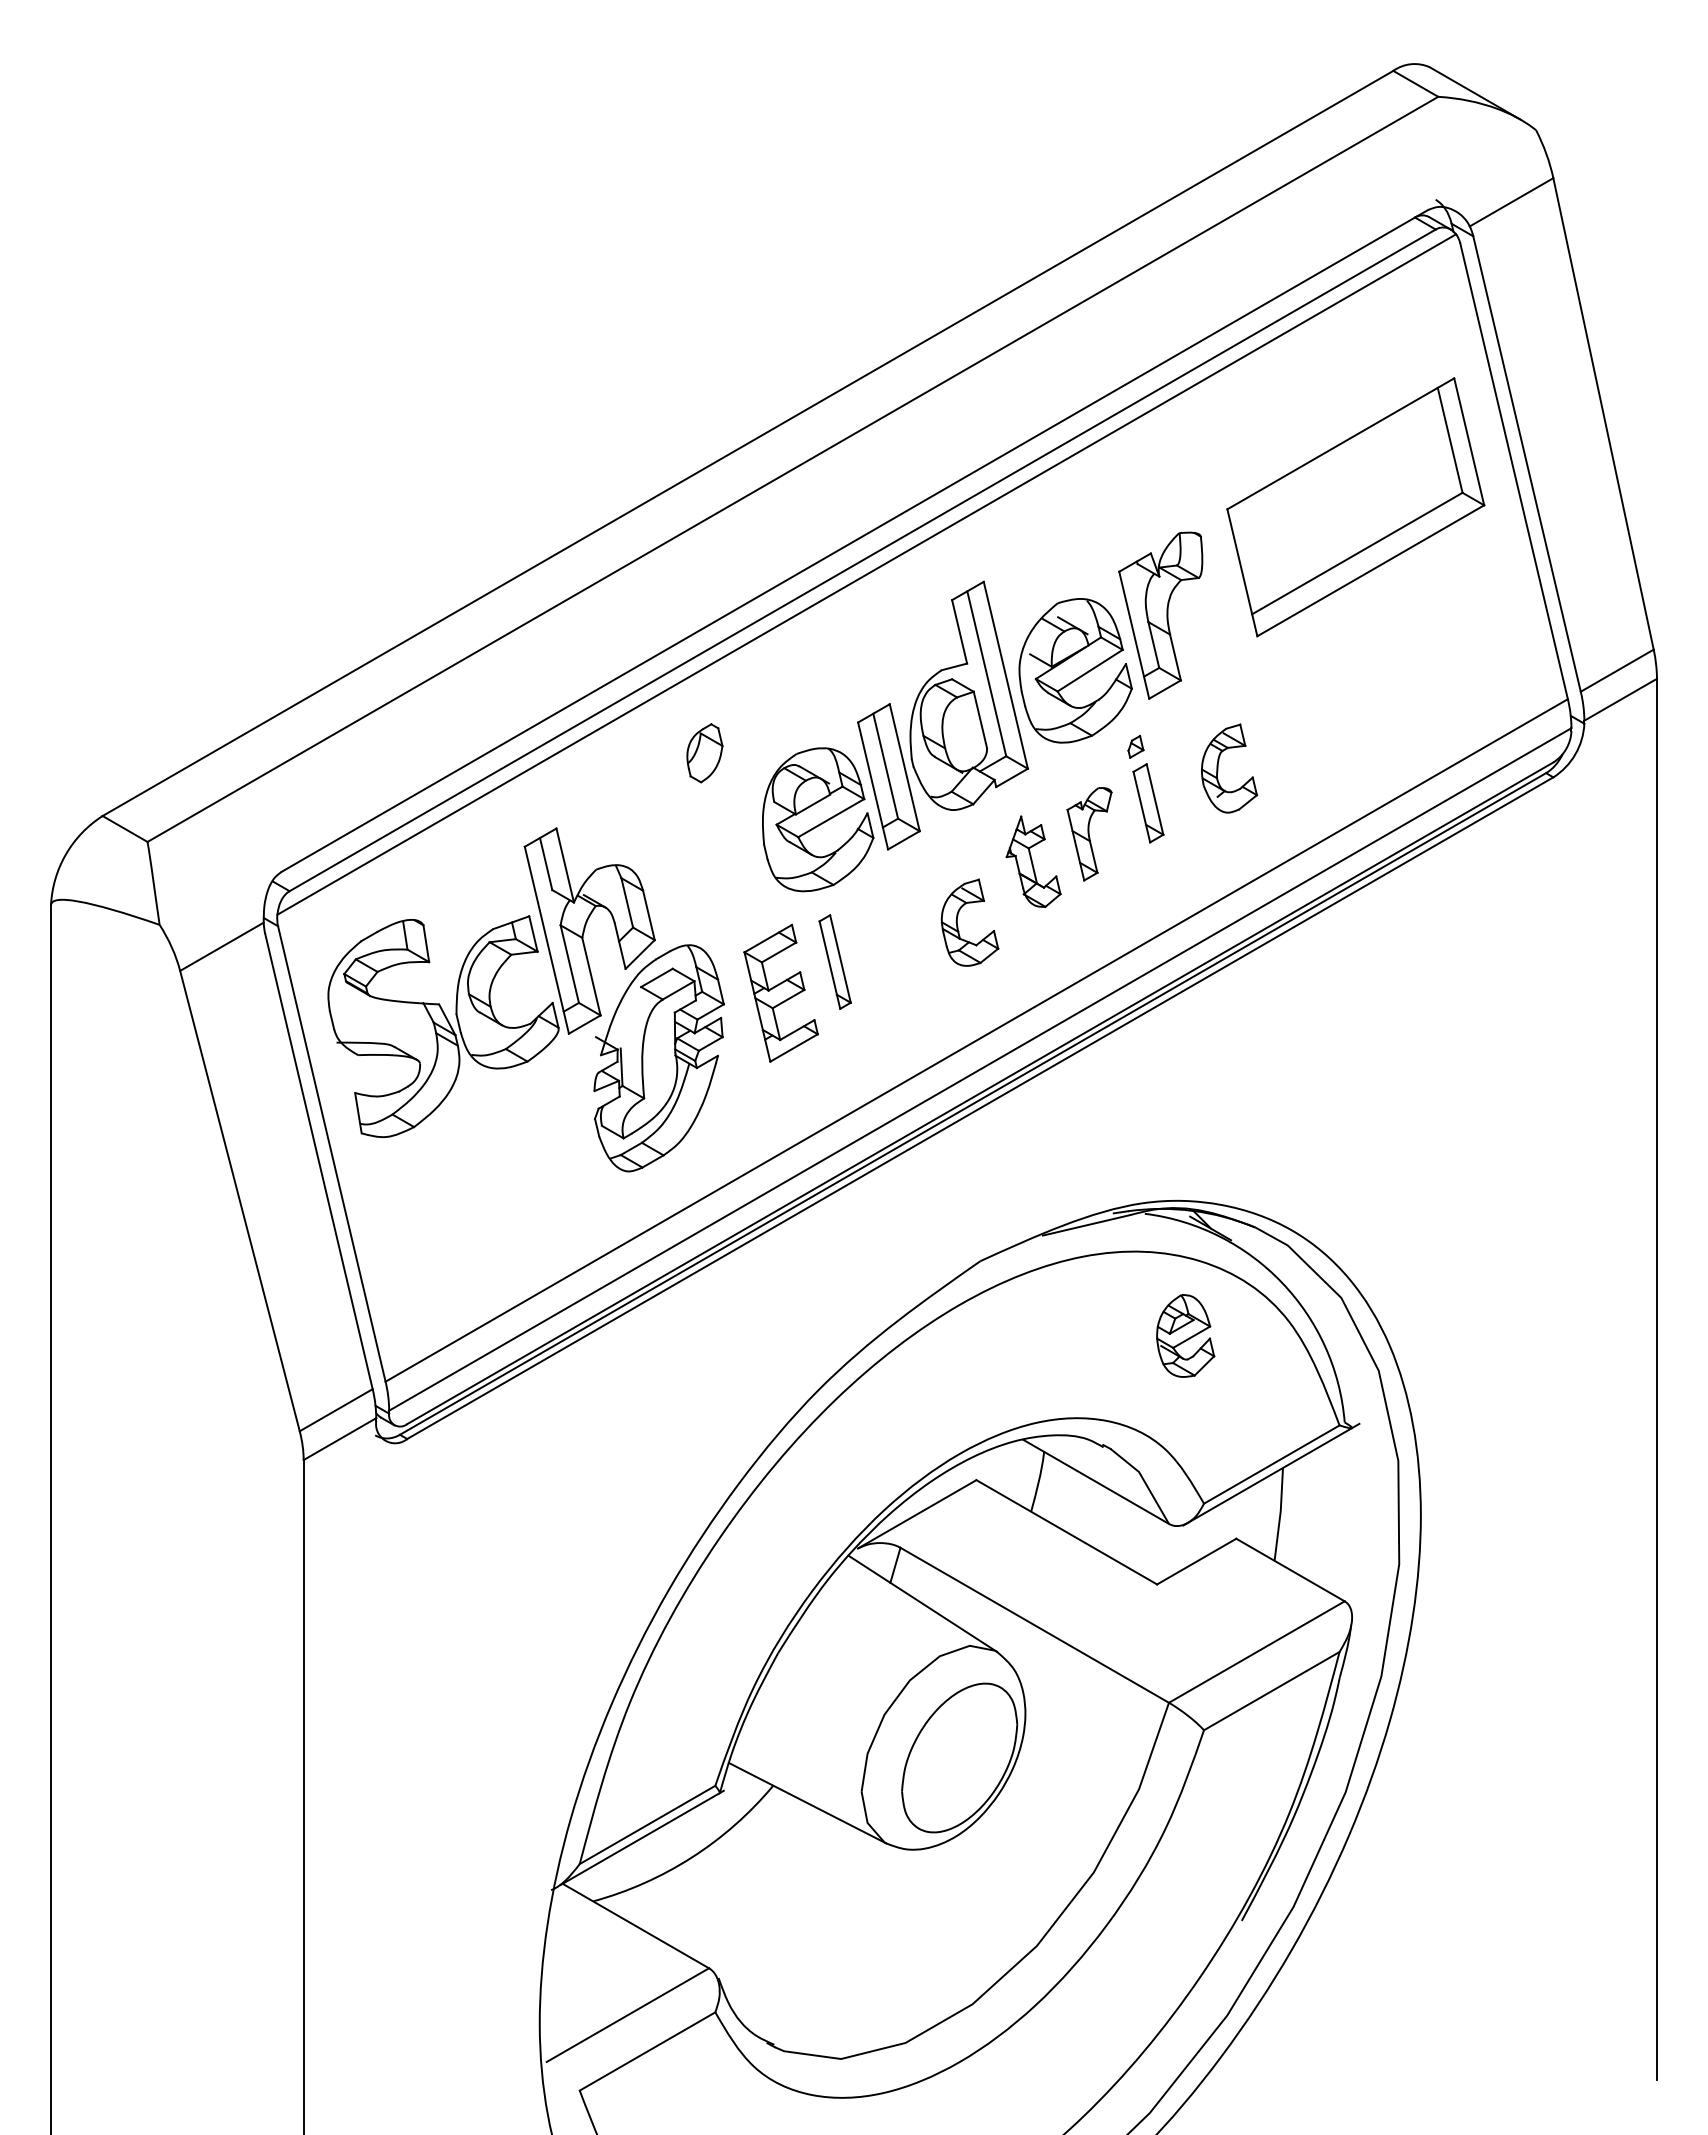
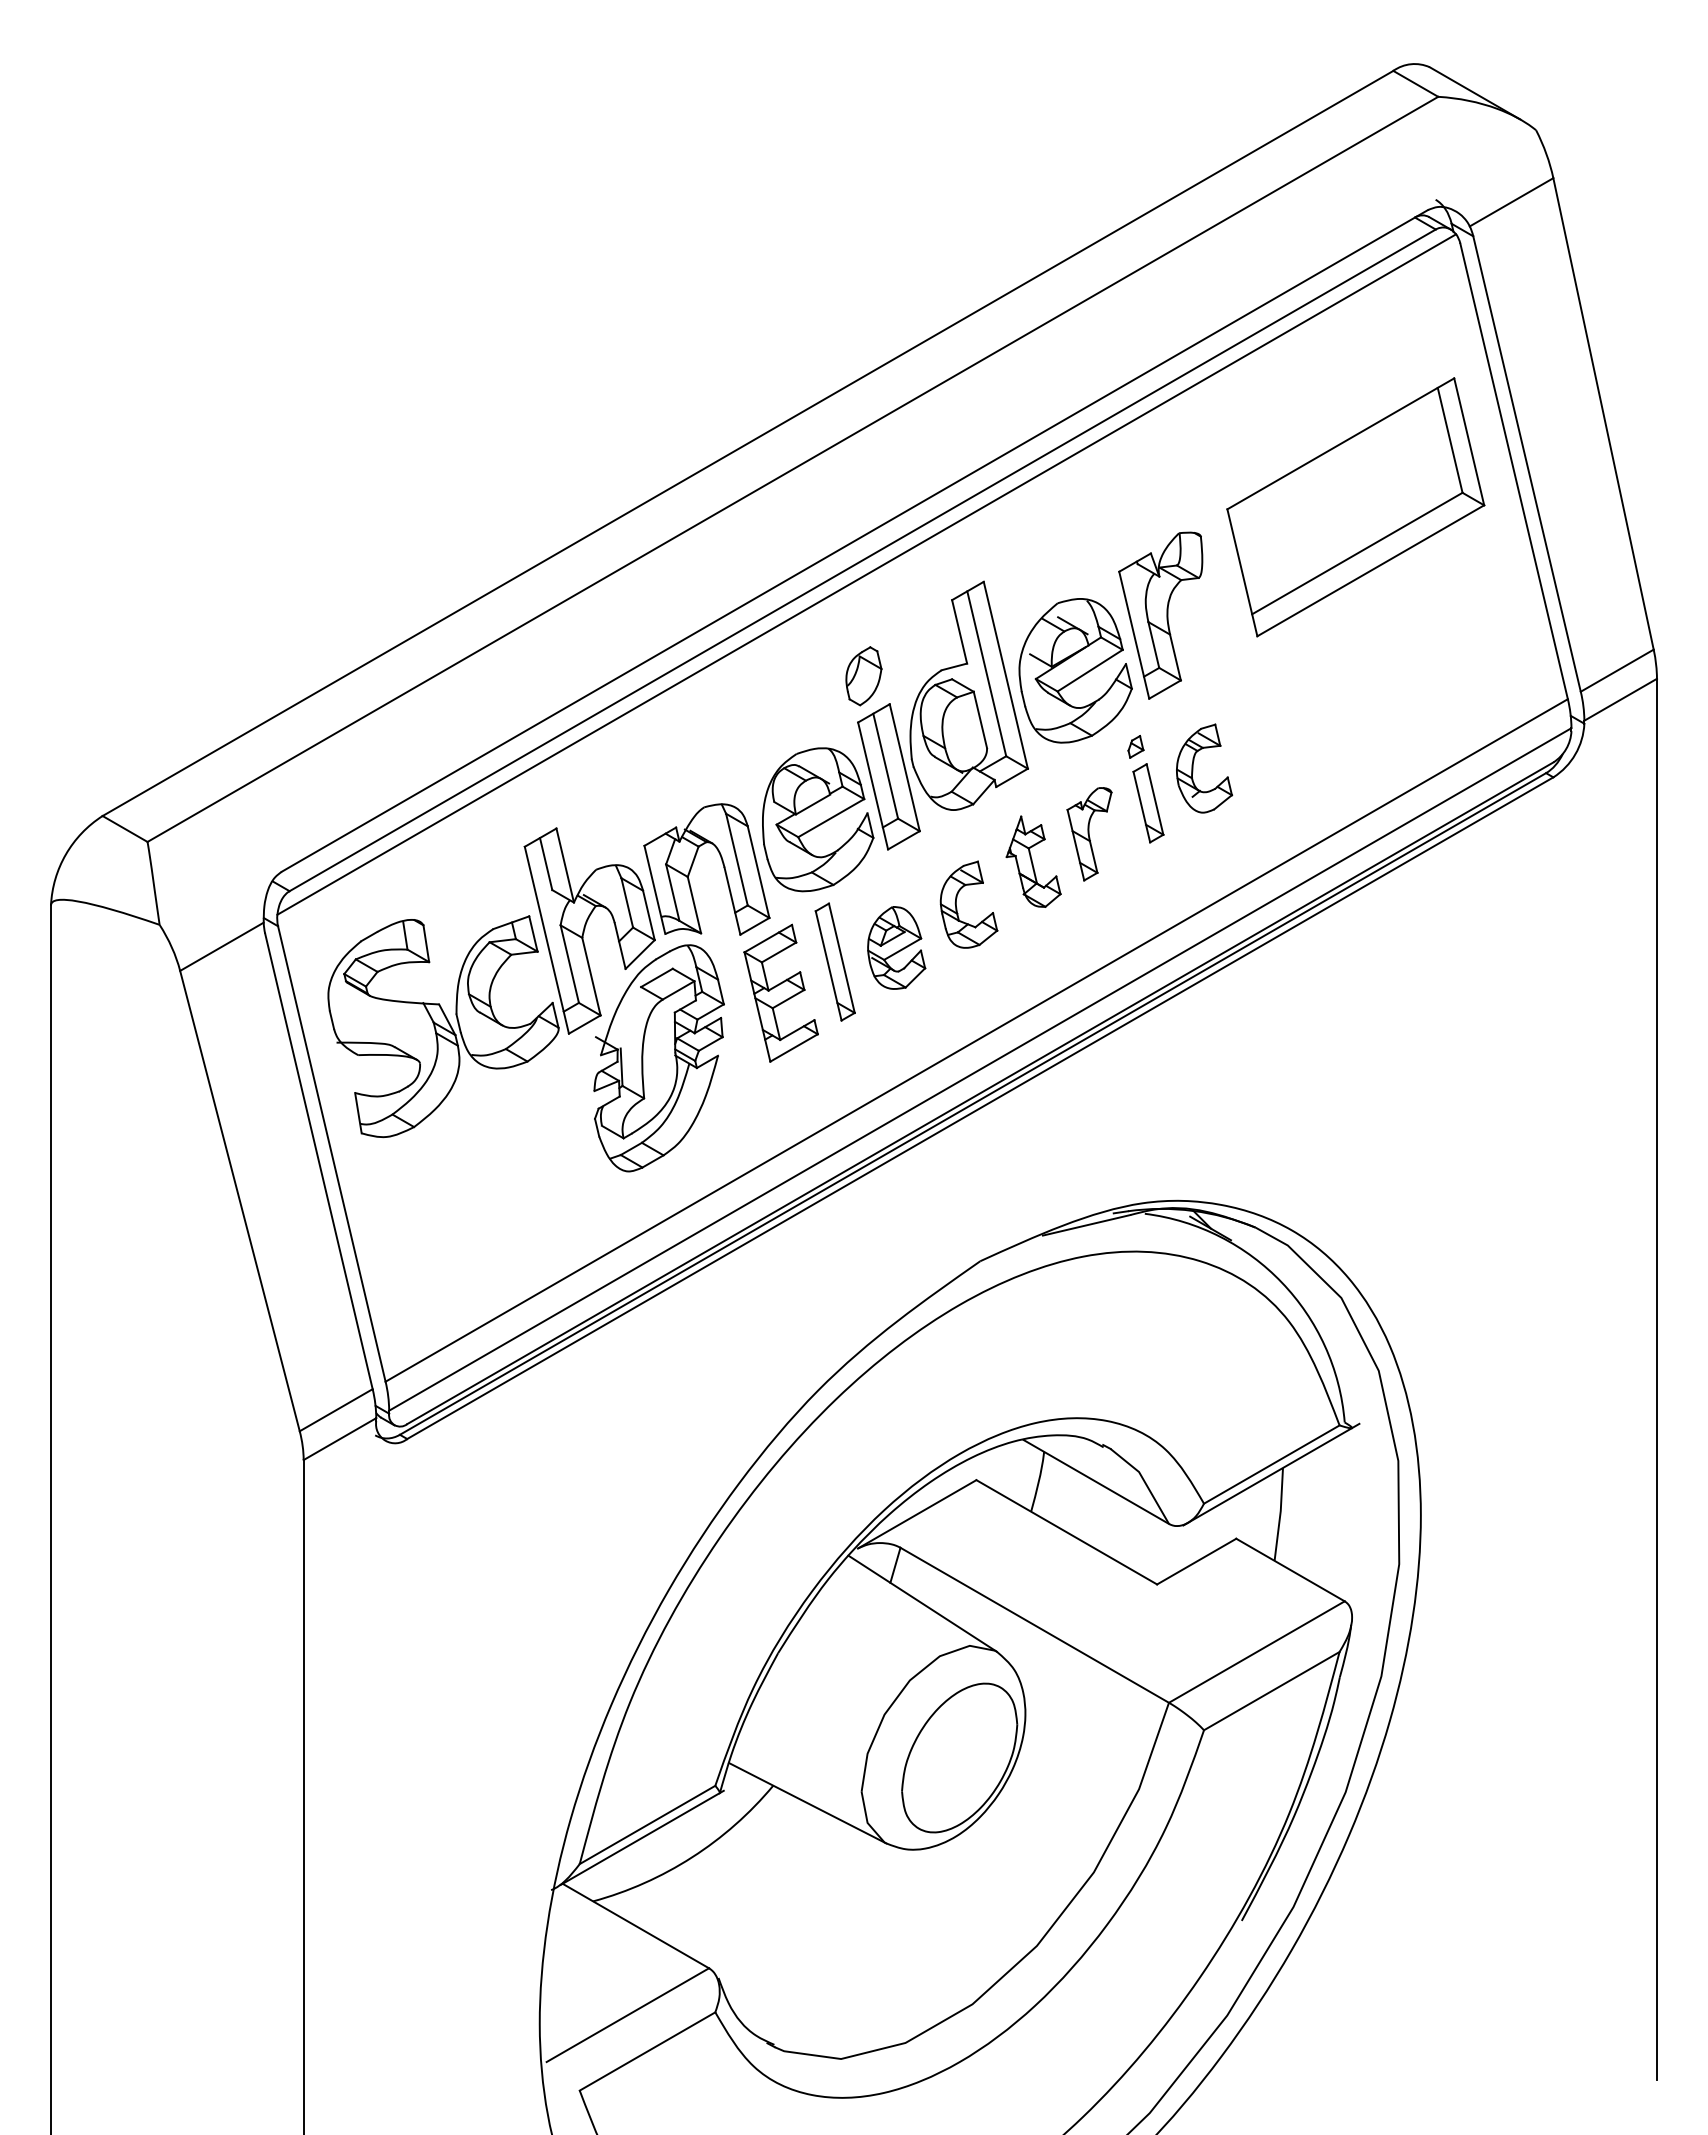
part position: (704, 753) -> (863, 676) (863, 676)
part position: (1218, 768) -> (1193, 768) (1193, 768)
part: none -> present (693, 864)
part position: (958, 926) -> (957, 908) (957, 908)
part size: 34x96 px -> 42x120 px (834, 961)
part position: (1185, 1335) -> (896, 947) (896, 947)
